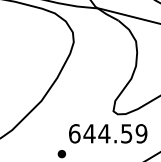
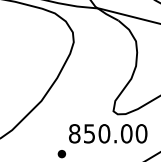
text: 644.59 -> 850.00 (108, 133)
